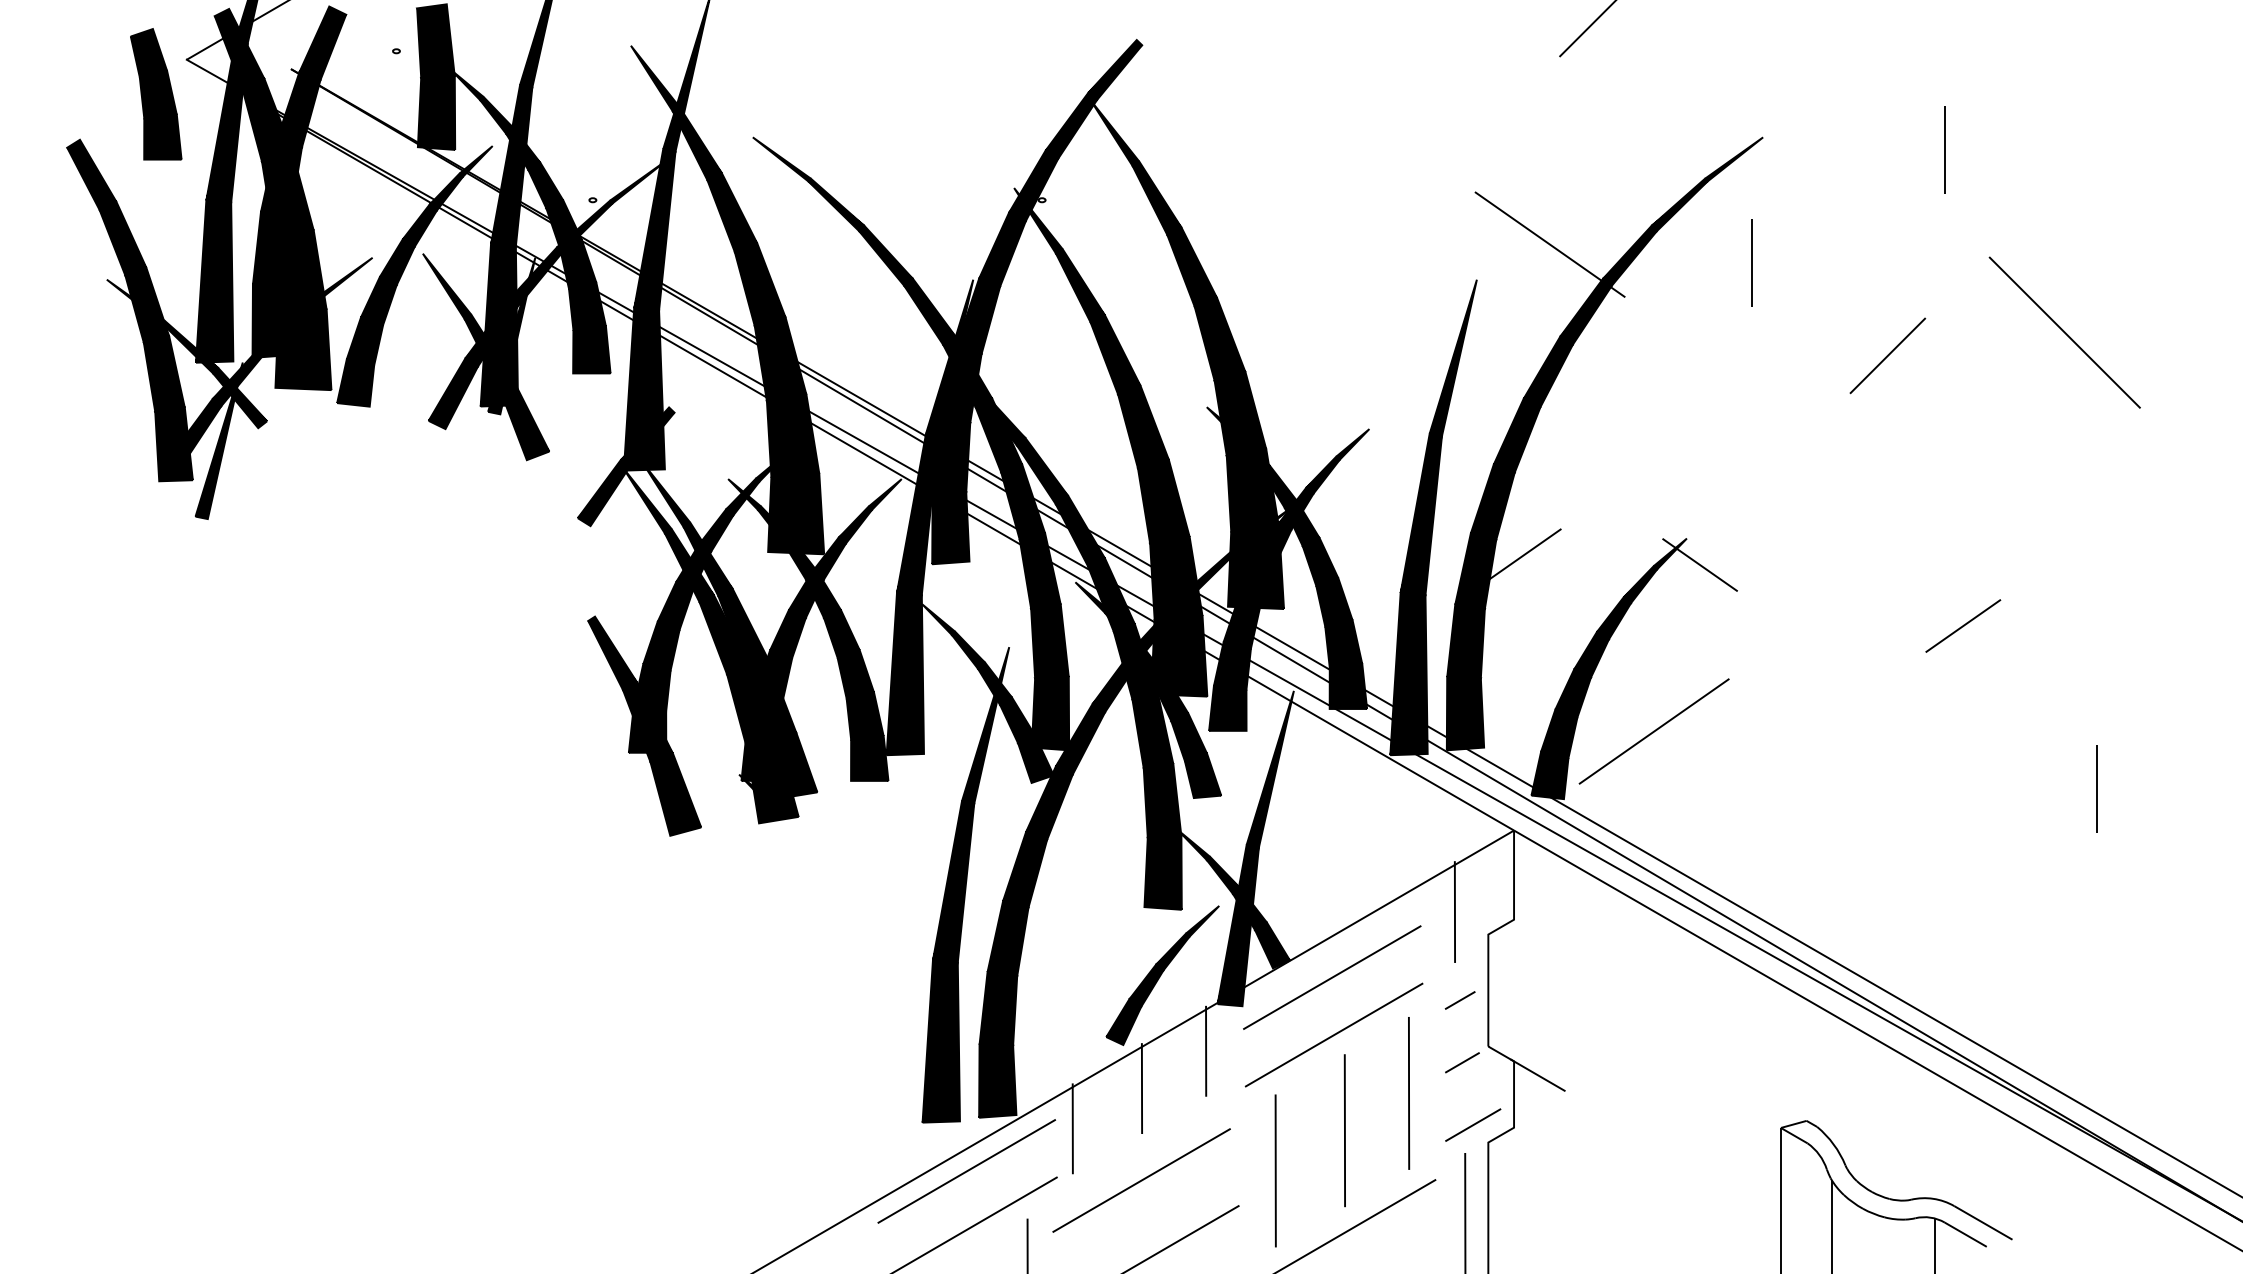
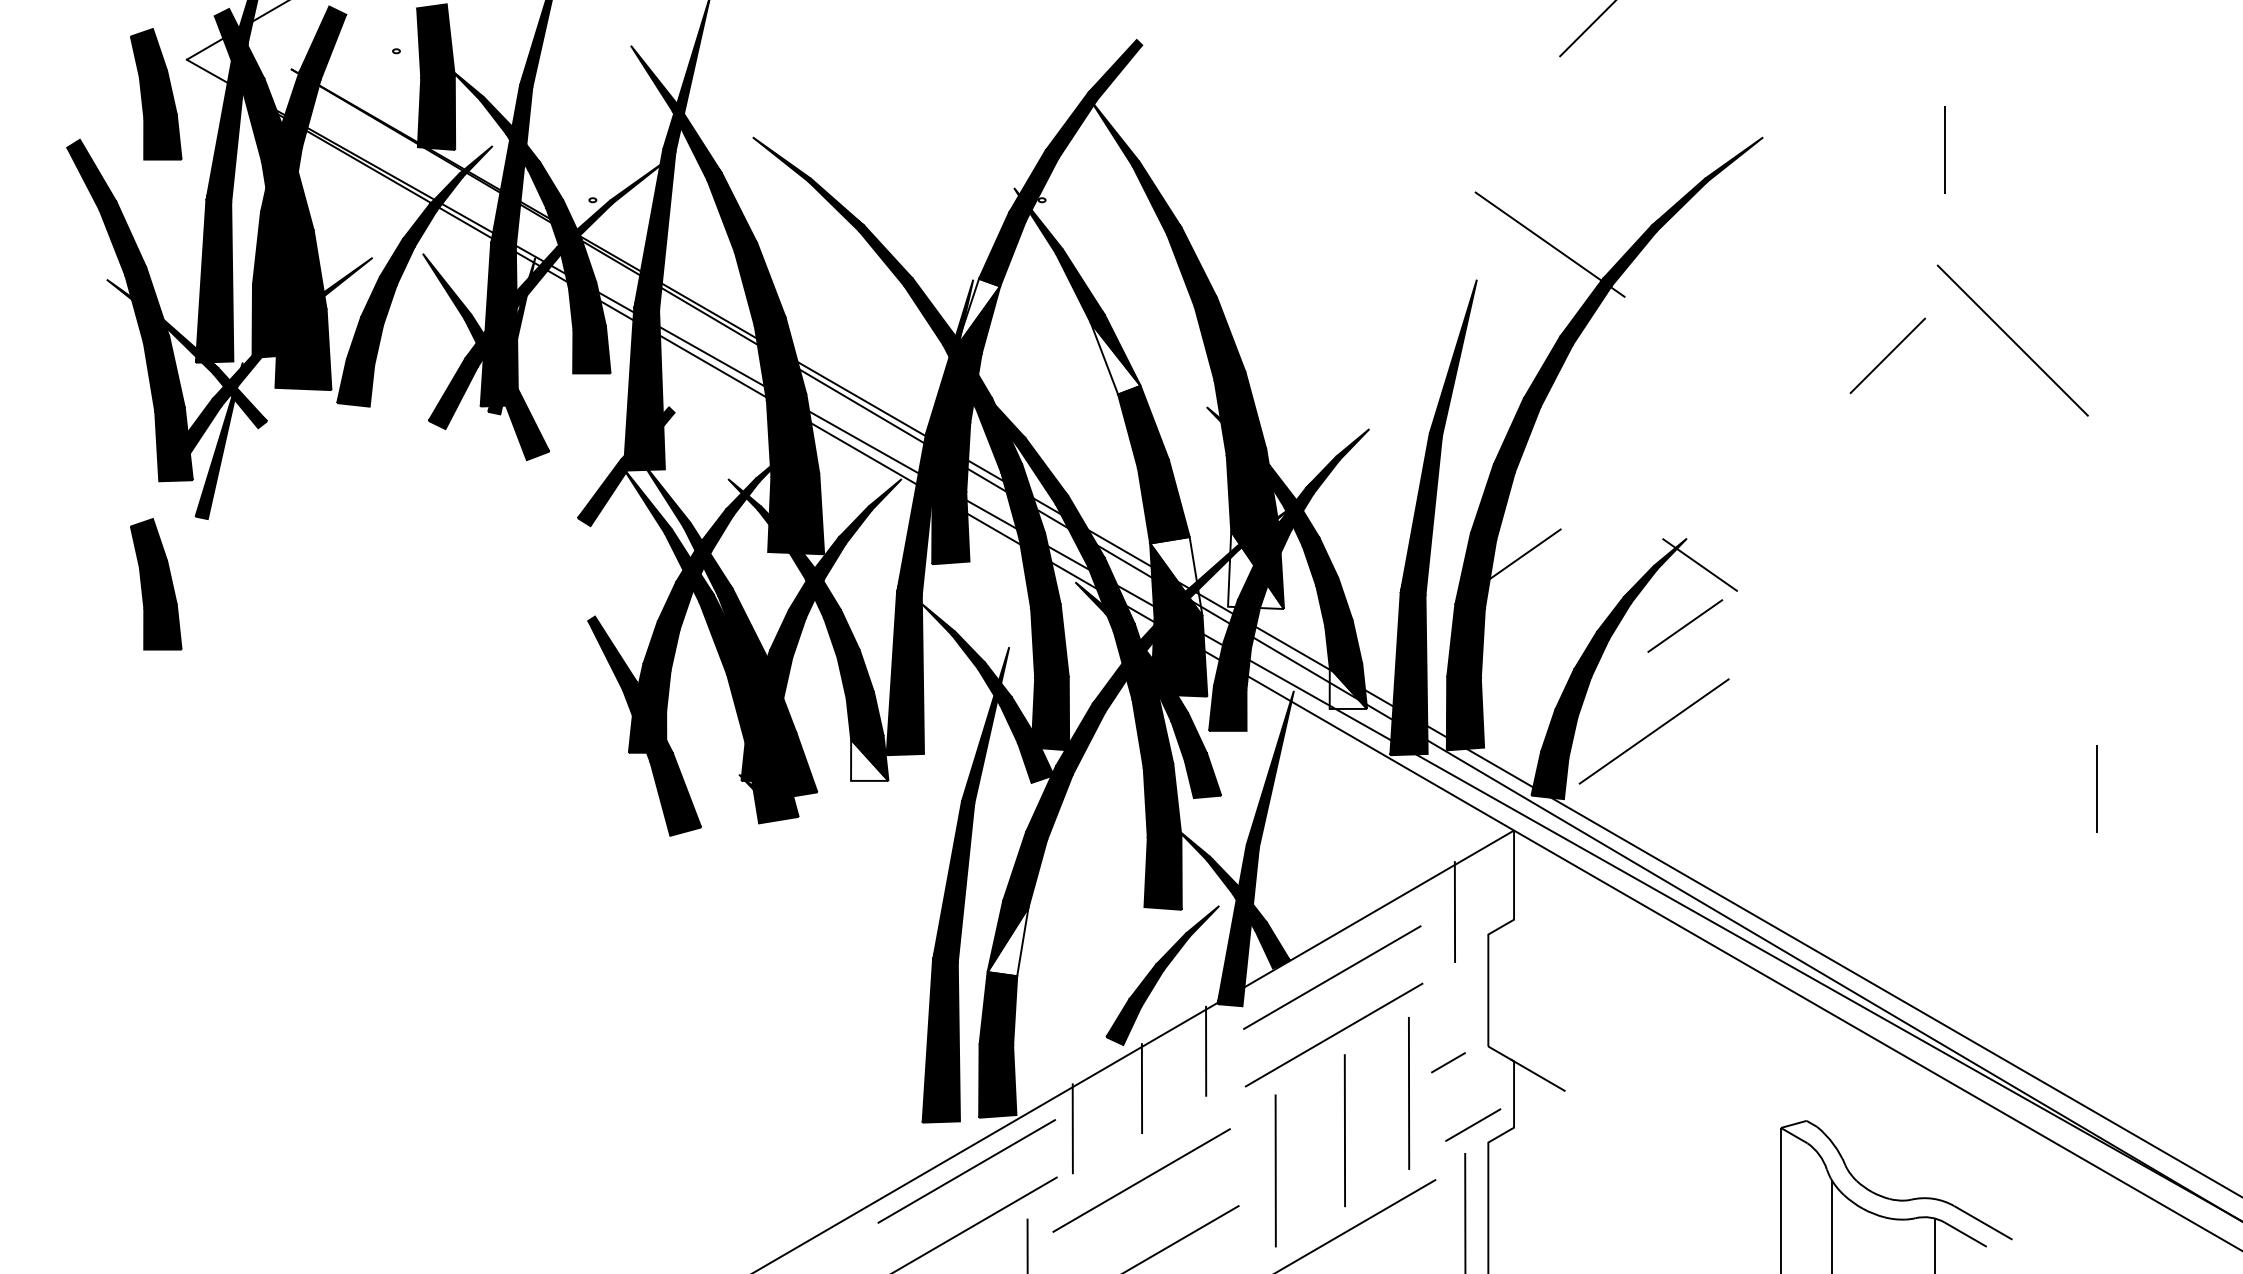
line: present -> none (1751, 262)
fill: present -> none (978, 312)
line position: (2064, 332) -> (2012, 340) (2012, 340)
fill: present -> none (1115, 358)
fill: present -> none (1255, 570)
fill: present -> none (1176, 576)
part: none -> present (156, 584)
line position: (1963, 625) -> (1685, 625) (1685, 625)
fill: present -> none (1348, 687)
fill: present -> none (869, 759)
fill: present -> none (1007, 941)
line: present -> none (1459, 1000)
line position: (1462, 1062) -> (1448, 1062) (1448, 1062)
